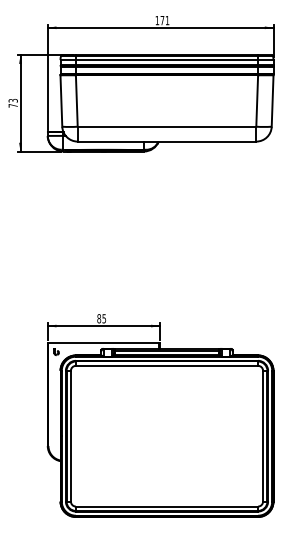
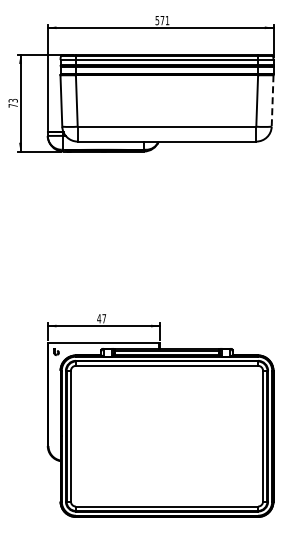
text: 171 -> 571 (157, 20)
line: solid -> dashed (272, 101)
text: 85 -> 47 (101, 318)
